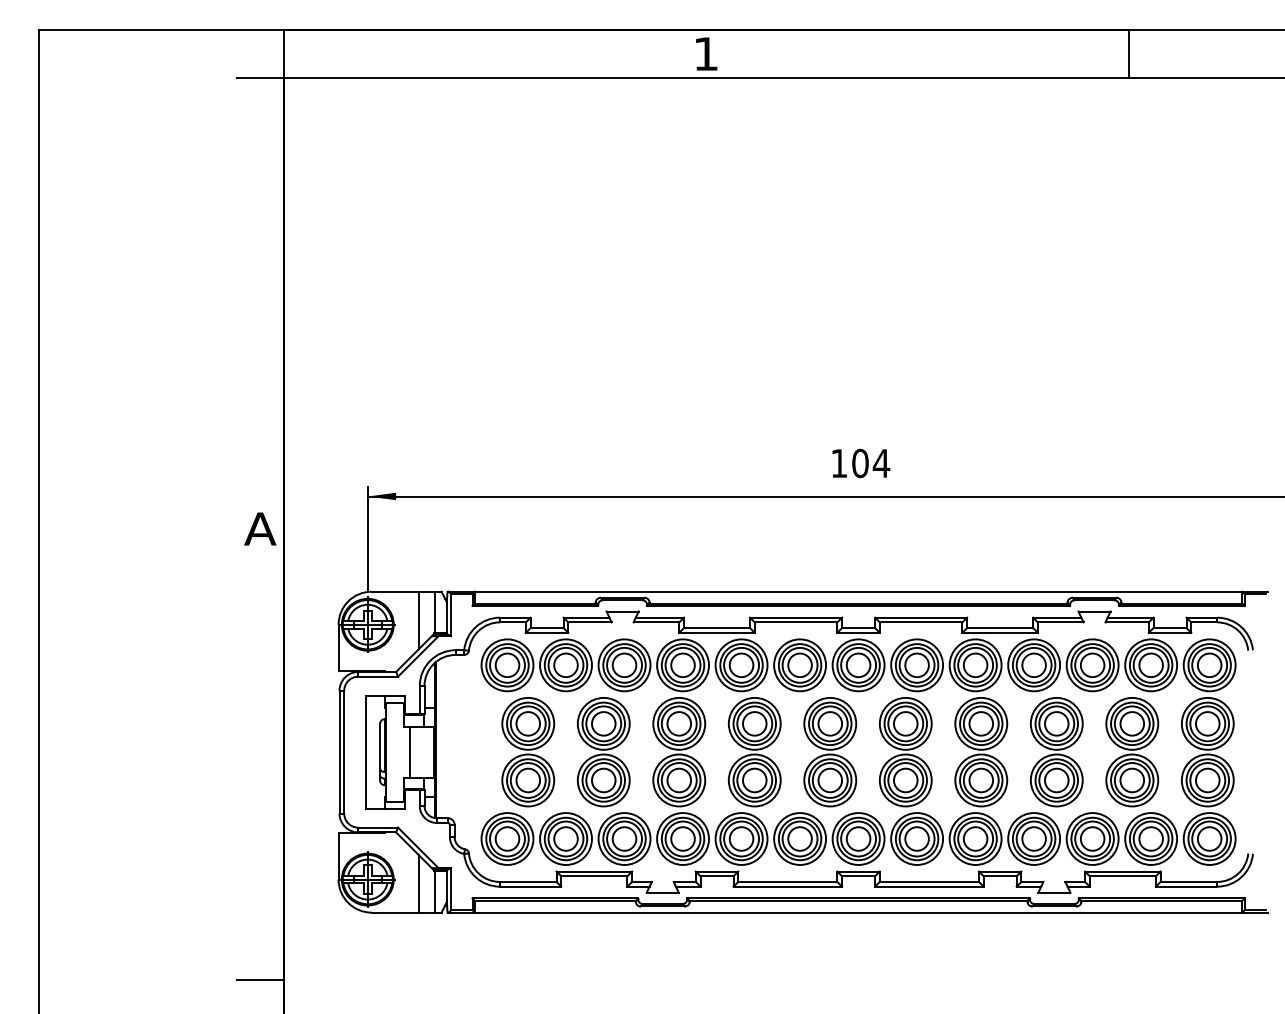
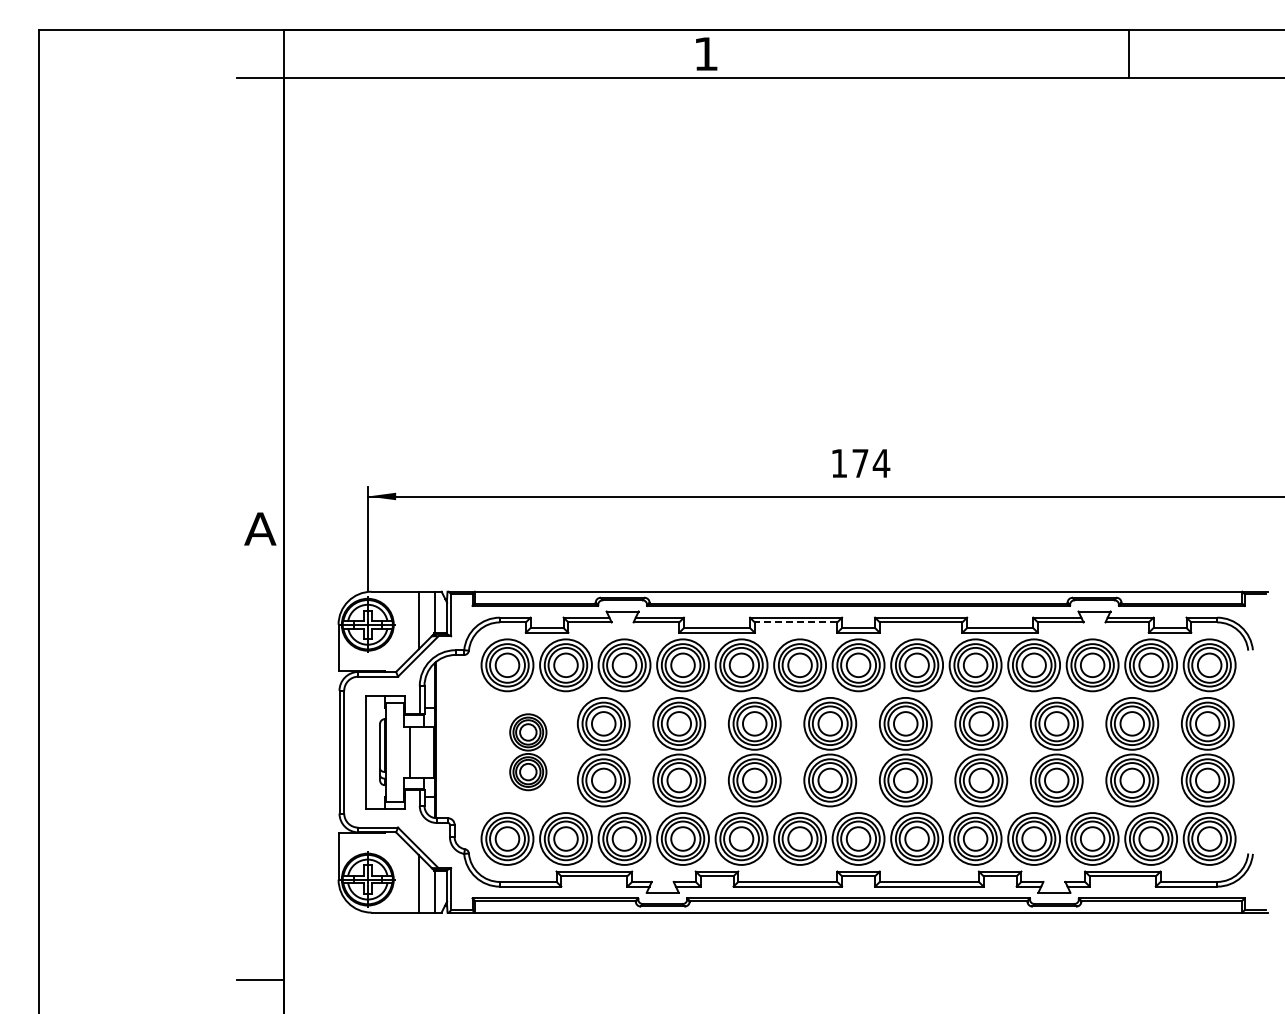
text: 104 -> 174 (860, 463)
line: solid -> dashed (795, 622)
part size: 55x111 px -> 39x79 px (528, 752)
